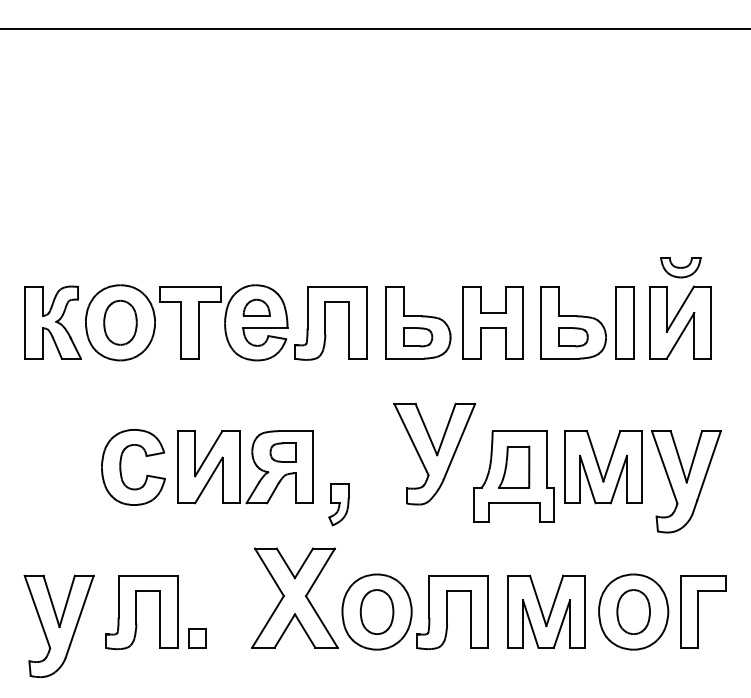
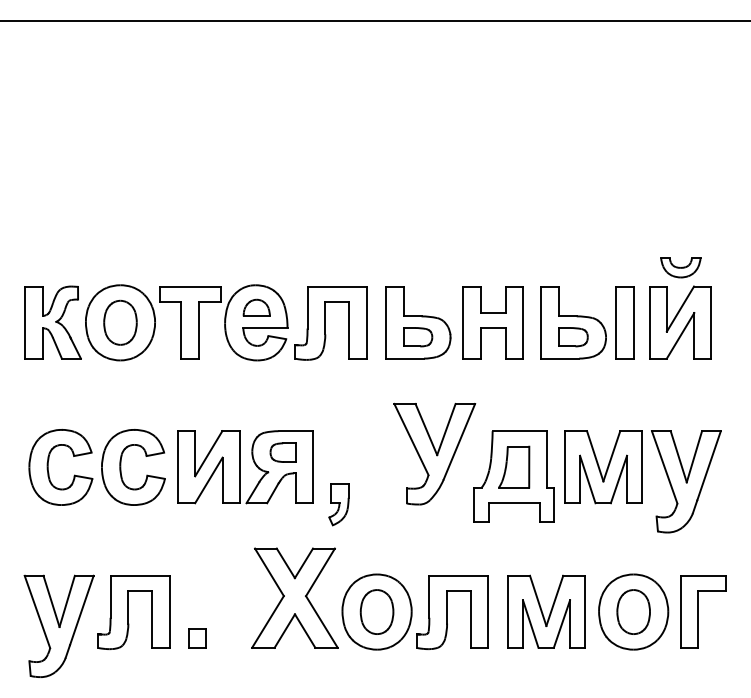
line position: (374, 28) -> (374, 20) (374, 20)
part: none -> present (48, 466)
part position: (141, 612) -> (133, 612) (133, 612)
